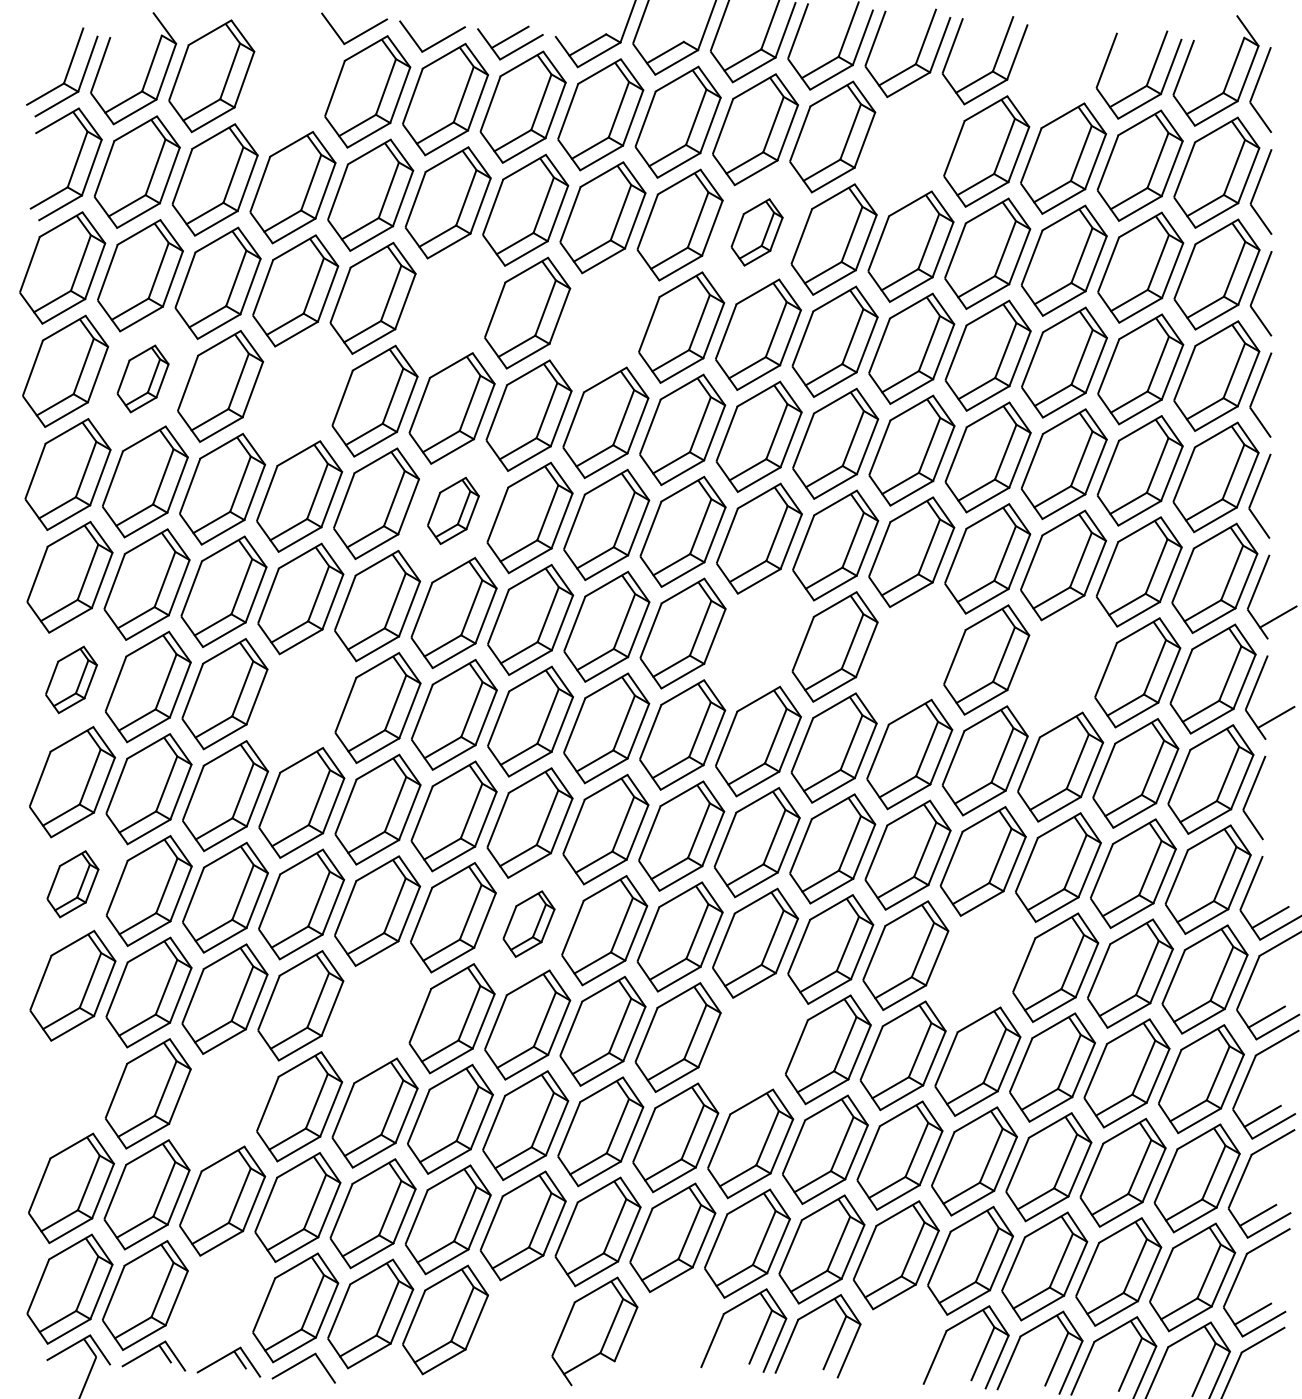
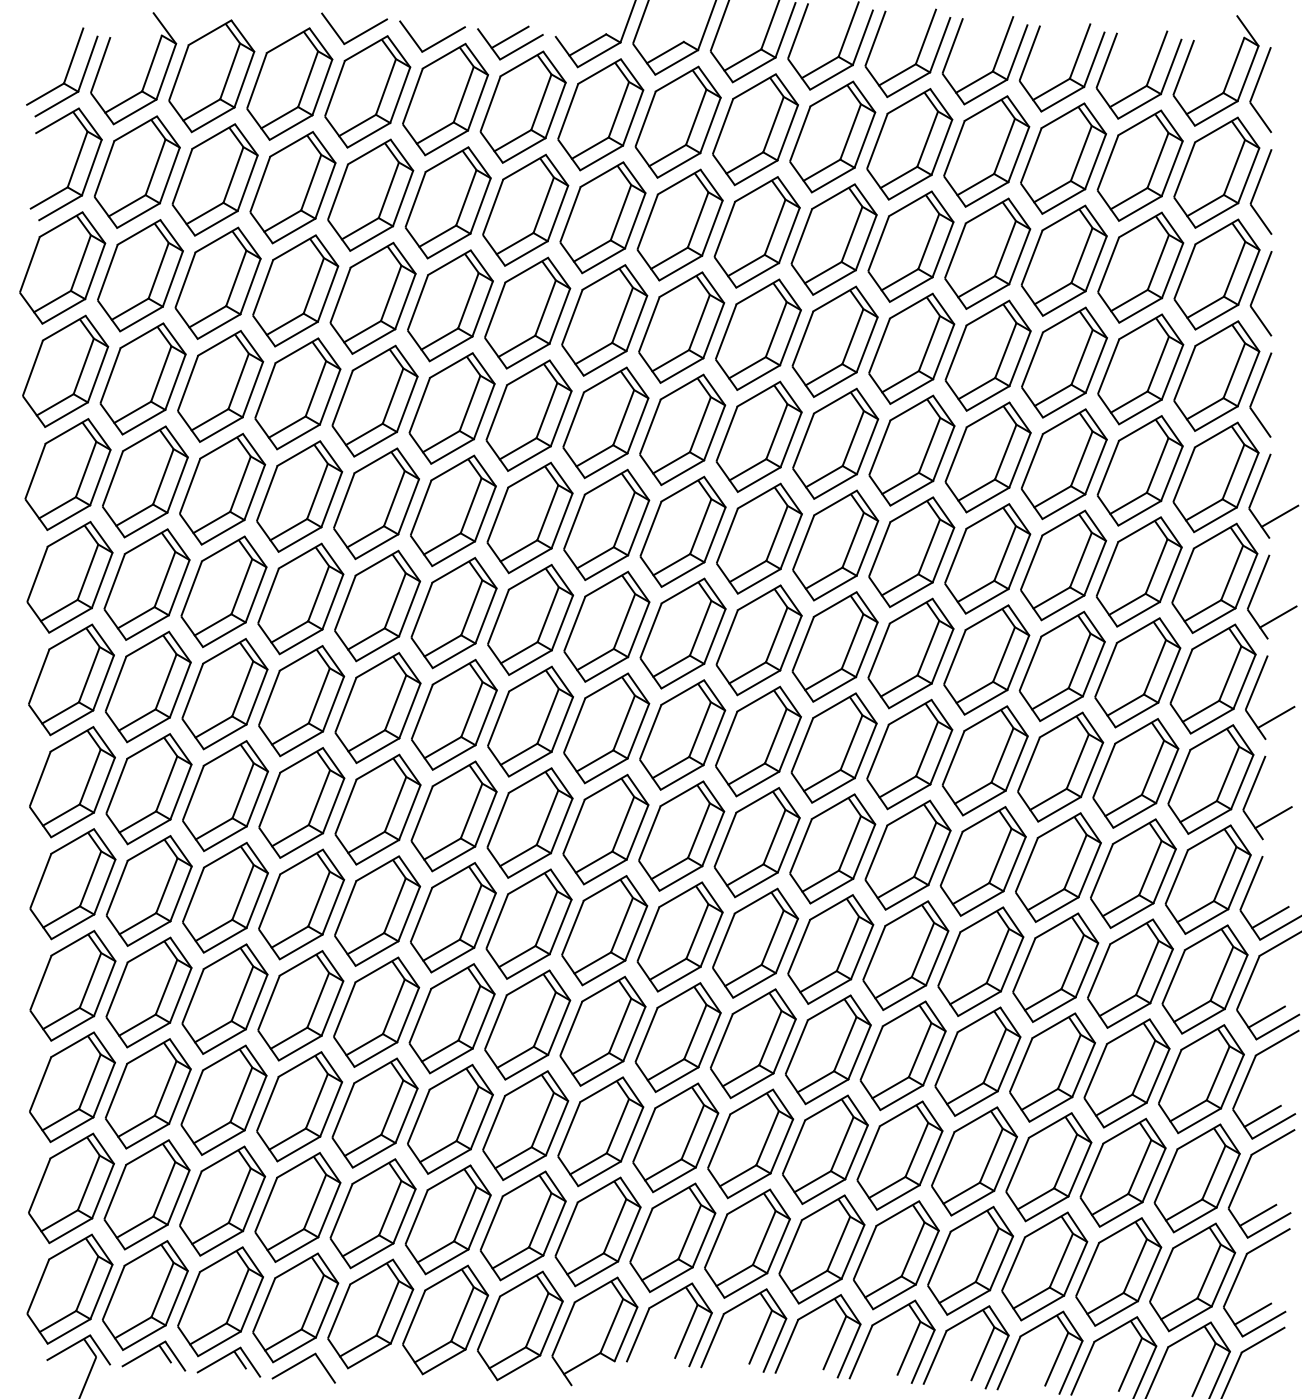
part: none -> present (1071, 71)
part: none -> present (289, 83)
part: none -> present (909, 144)
part size: 54x69 px -> 88x113 px (756, 232)
part: none -> present (450, 305)
part: none -> present (604, 320)
part size: 54x70 px -> 88x114 px (142, 378)
part: none -> present (297, 393)
part size: 53x70 px -> 87x114 px (453, 510)
line: none -> present (1279, 515)
part: none -> present (758, 640)
part: none -> present (910, 653)
part: none -> present (1061, 665)
part size: 53x70 px -> 87x114 px (71, 679)
part: none -> present (301, 701)
line: none -> present (1273, 817)
part size: 54x69 px -> 88x113 px (72, 884)
part size: 54x68 px -> 88x112 px (528, 923)
part: none -> present (980, 961)
part: none -> present (376, 1011)
part: none -> present (752, 1043)
part: none -> present (72, 1087)
part: none -> present (223, 1099)
part: none -> present (220, 1301)
part: none -> present (520, 1325)
part: none -> present (685, 1330)
part: none -> present (907, 1348)
